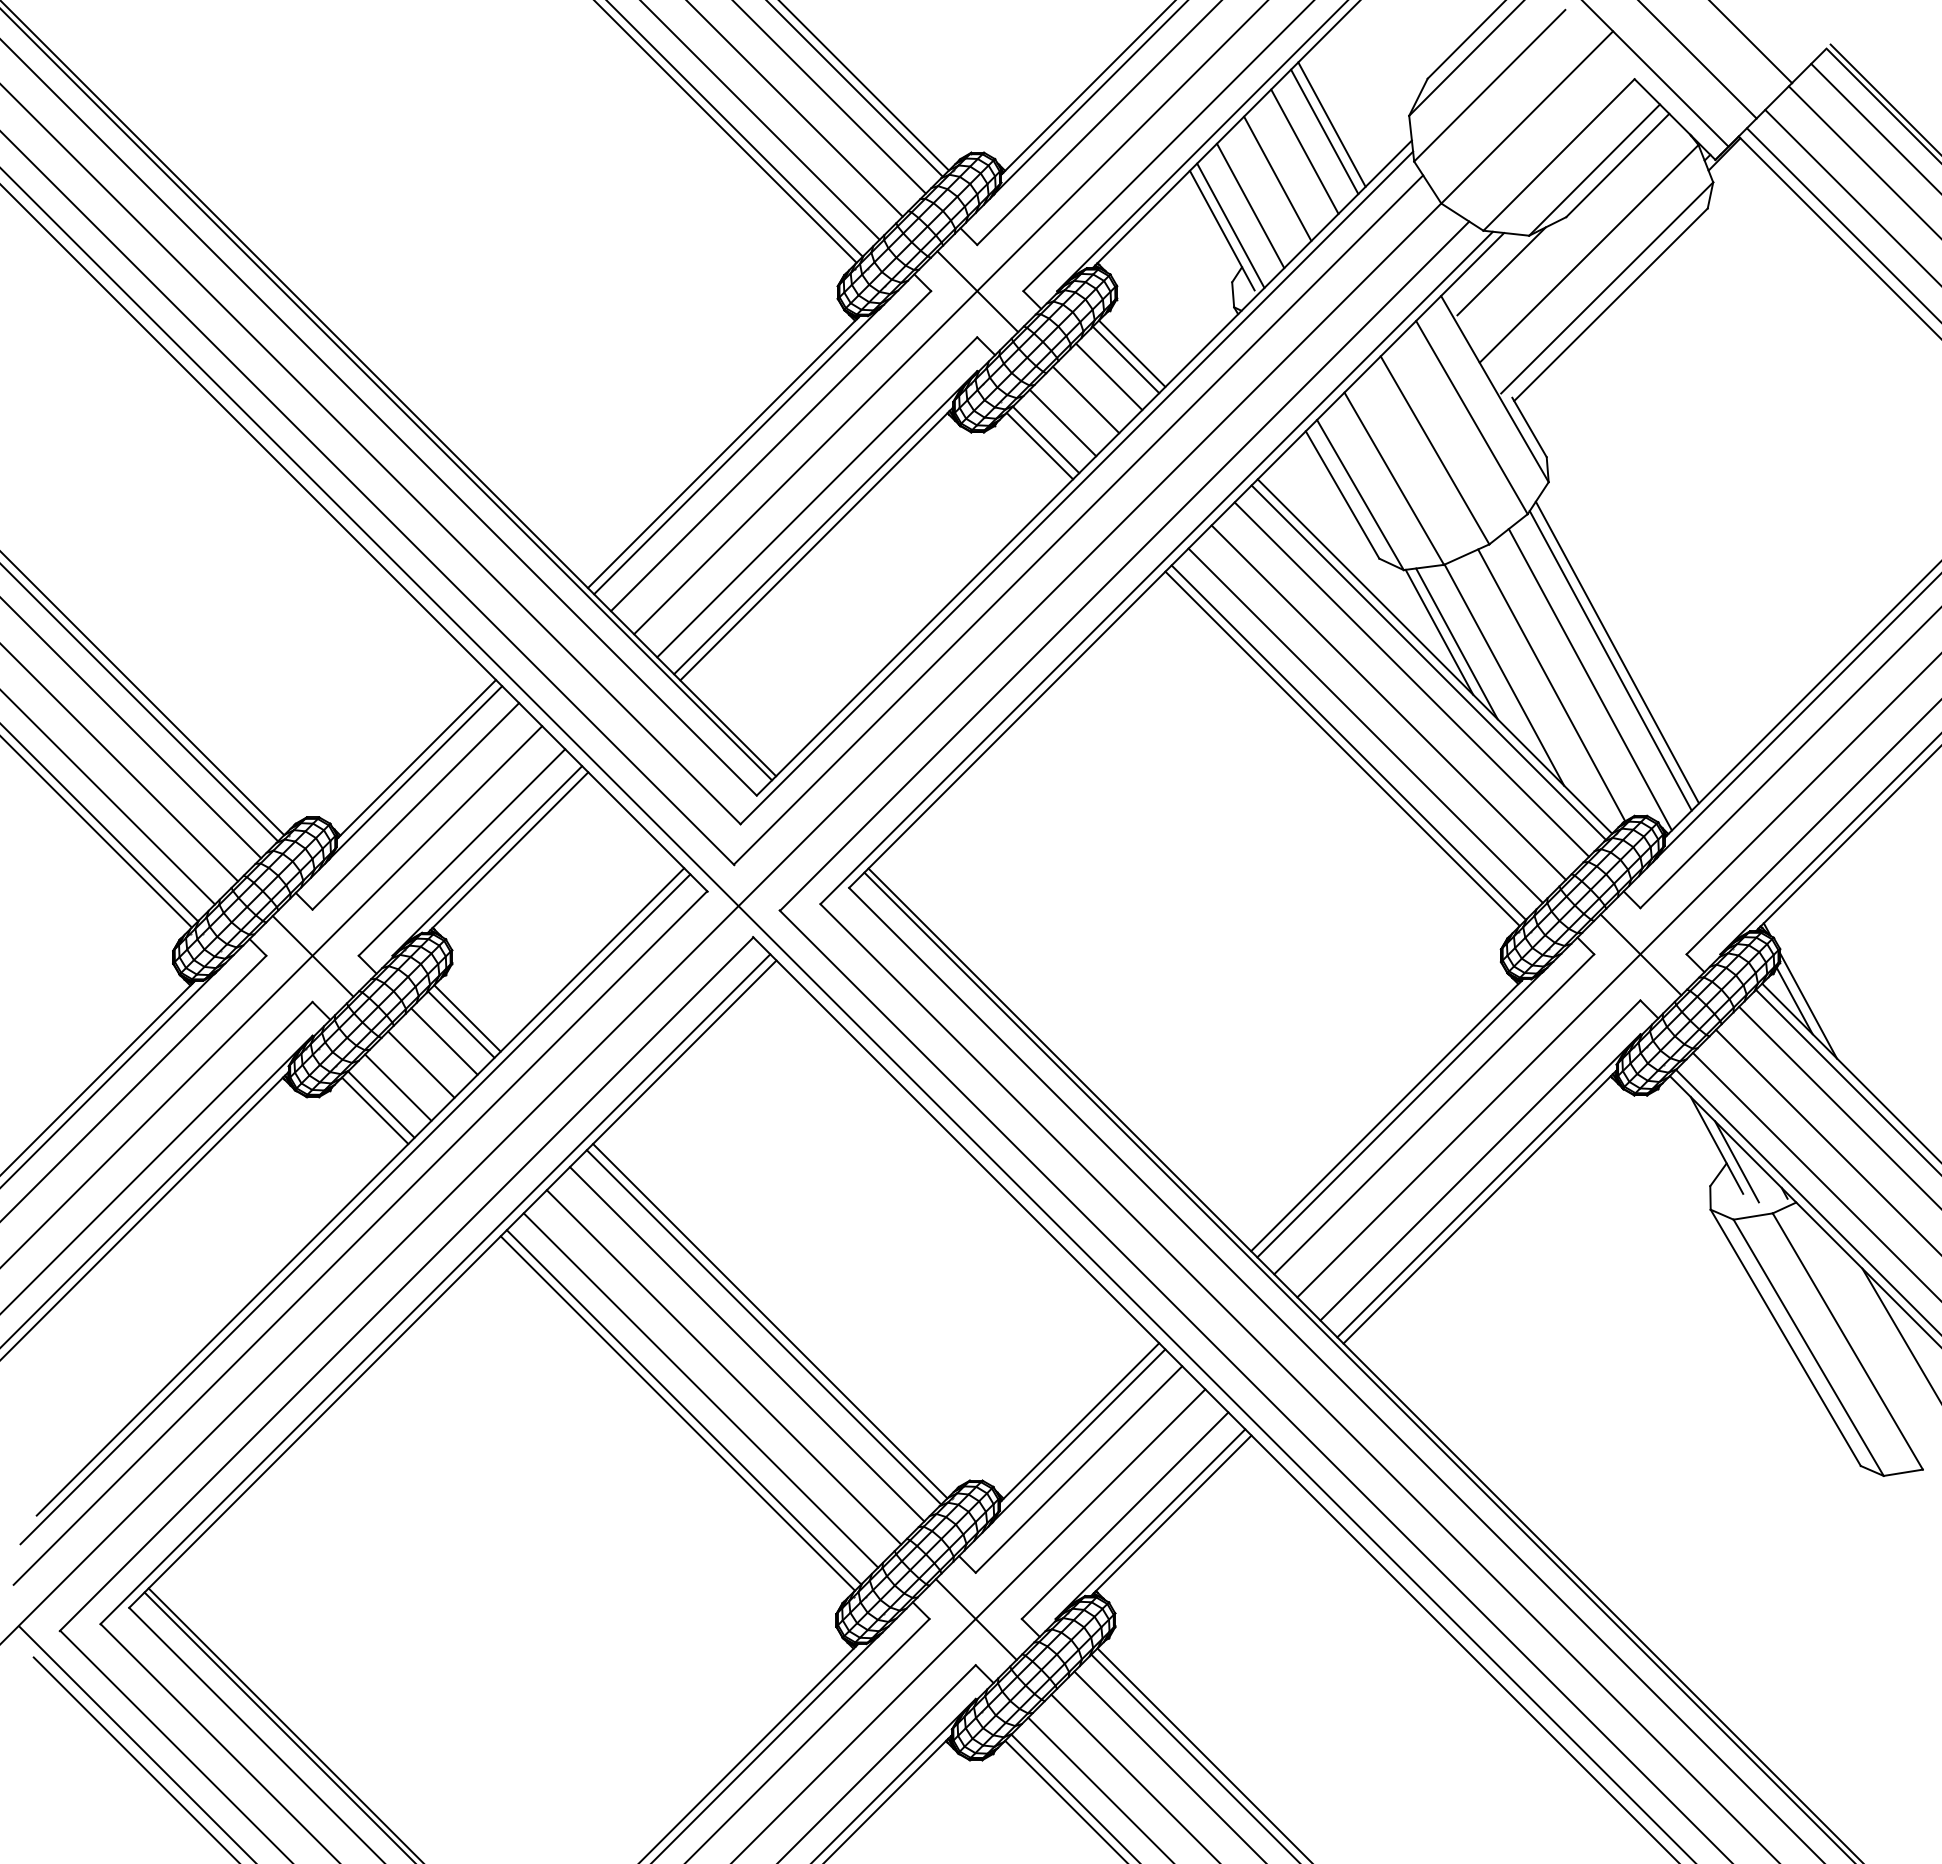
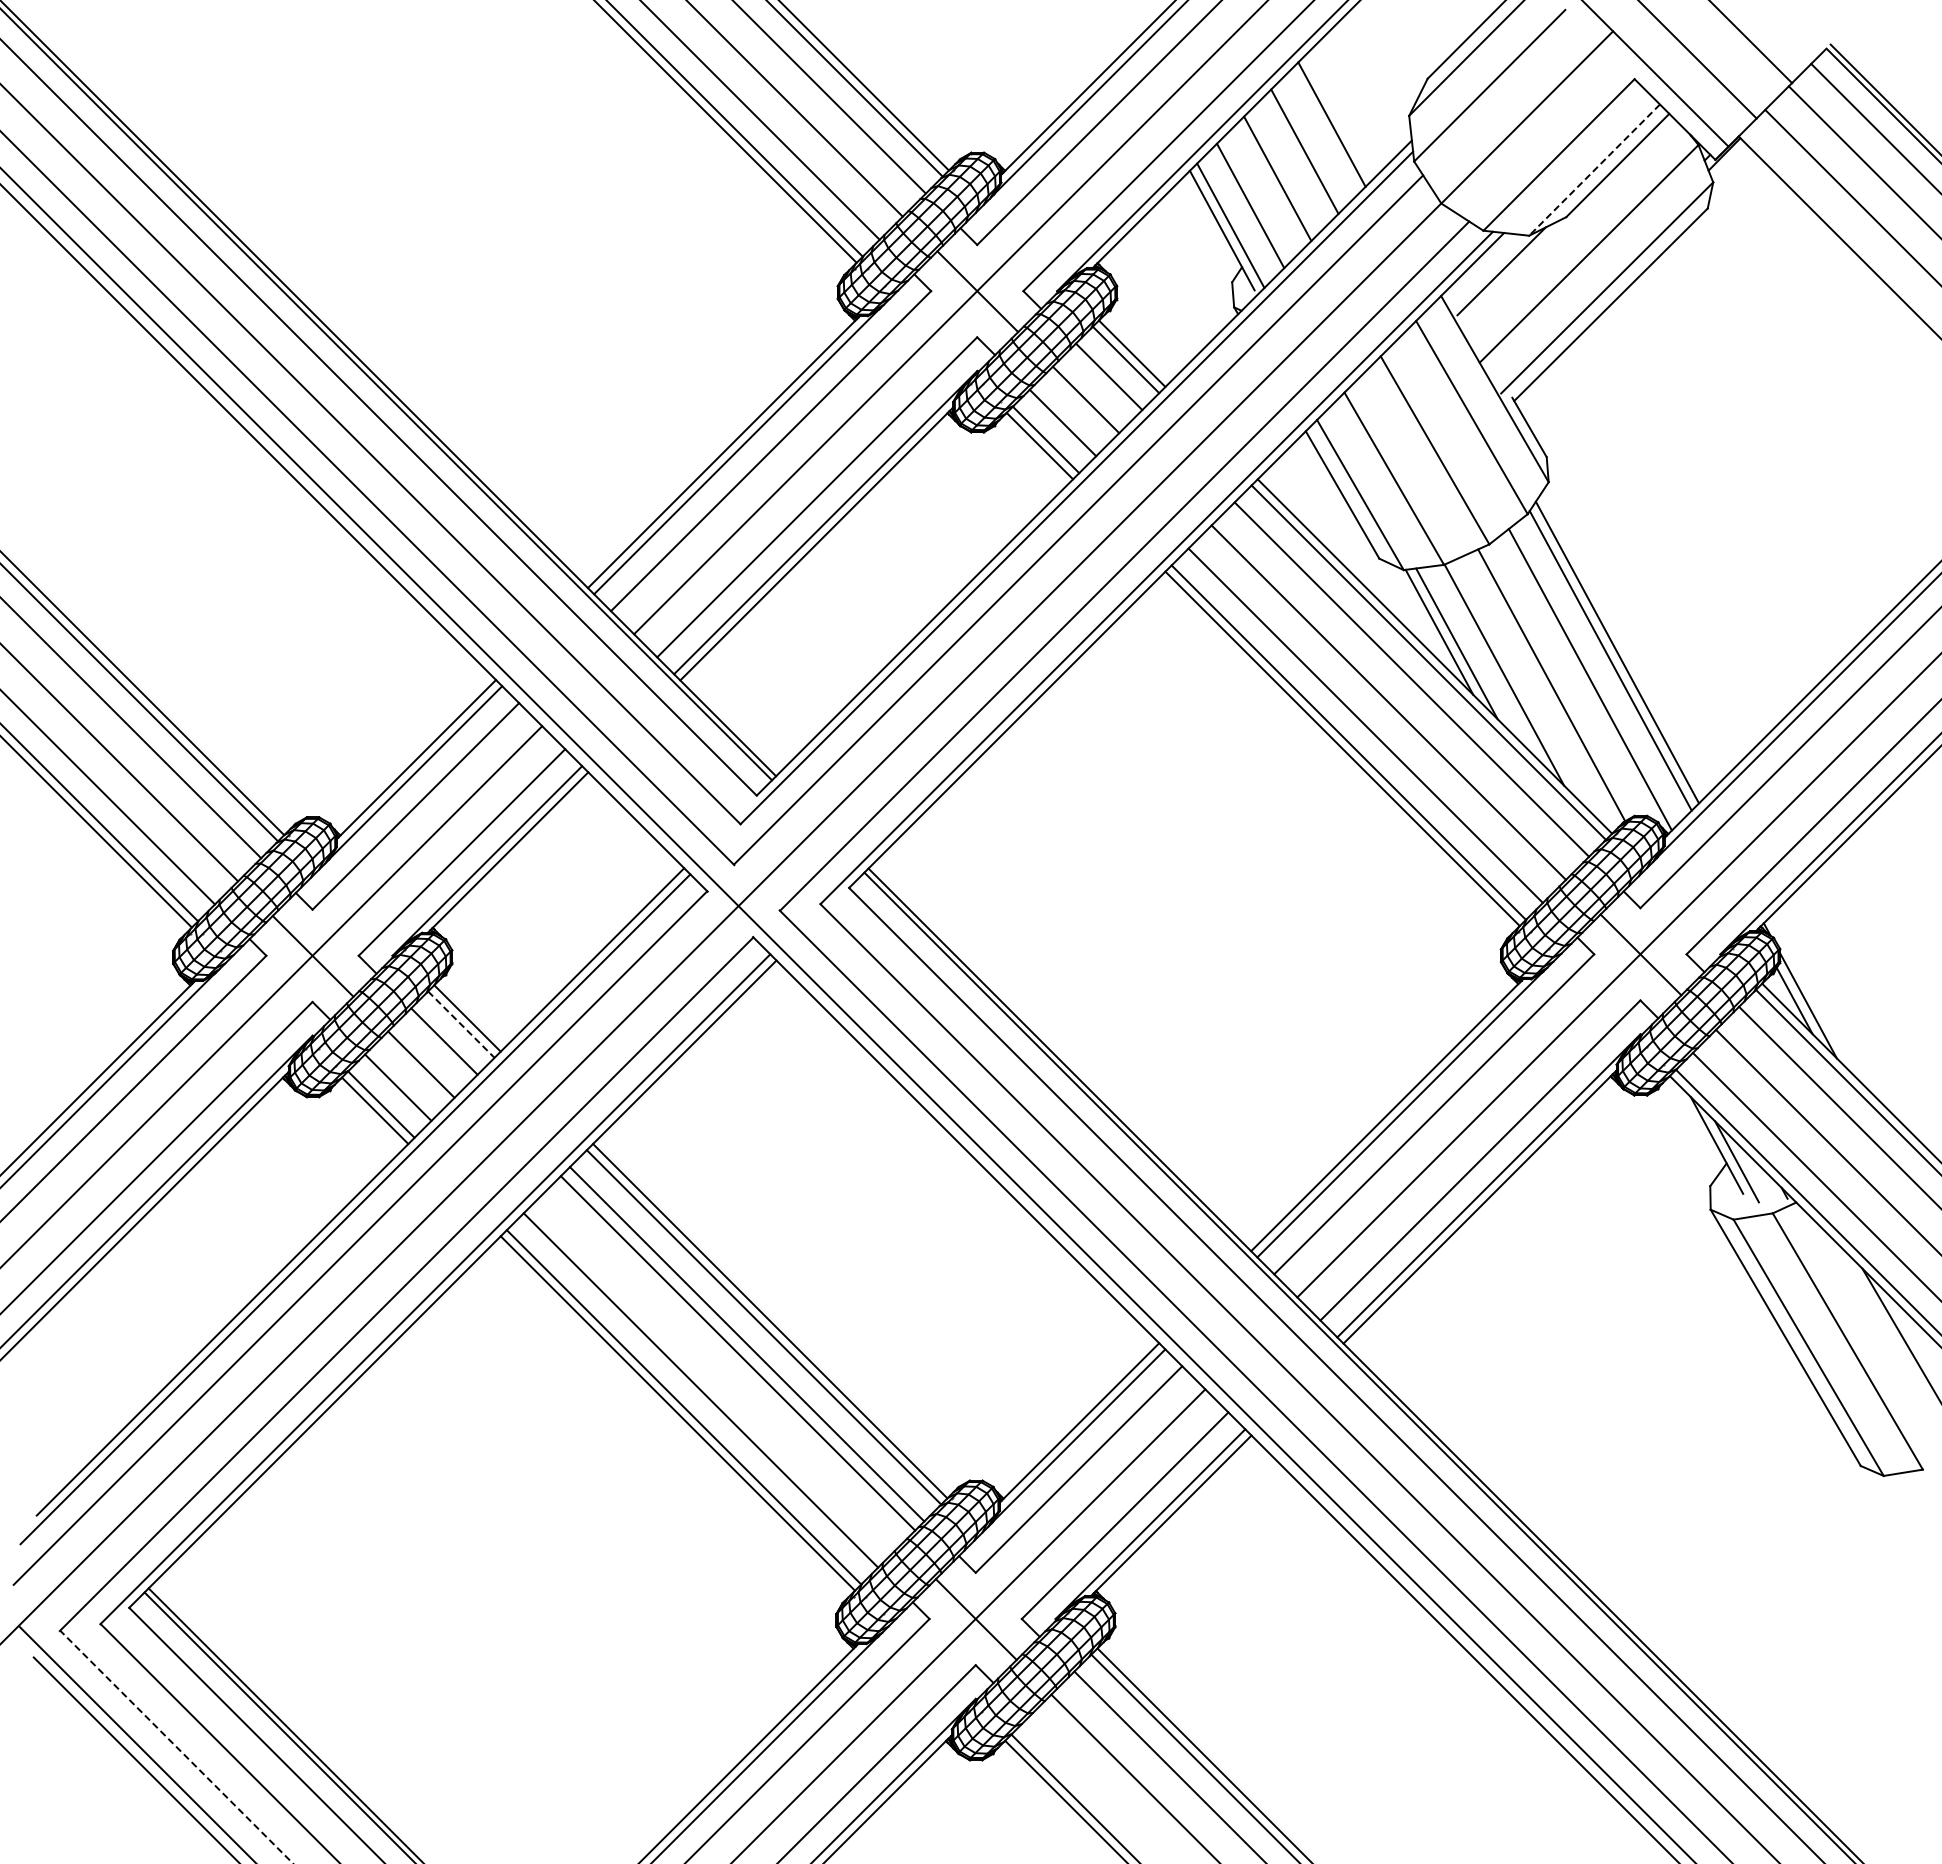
line: present -> none (1324, 131)
line: solid -> dashed (1594, 170)
line: present -> none (1842, 223)
line: solid -> dashed (461, 1024)
line position: (723, 1367) -> (737, 1353) (737, 1353)
line: solid -> dashed (176, 1746)
line: present -> none (1099, 1788)
